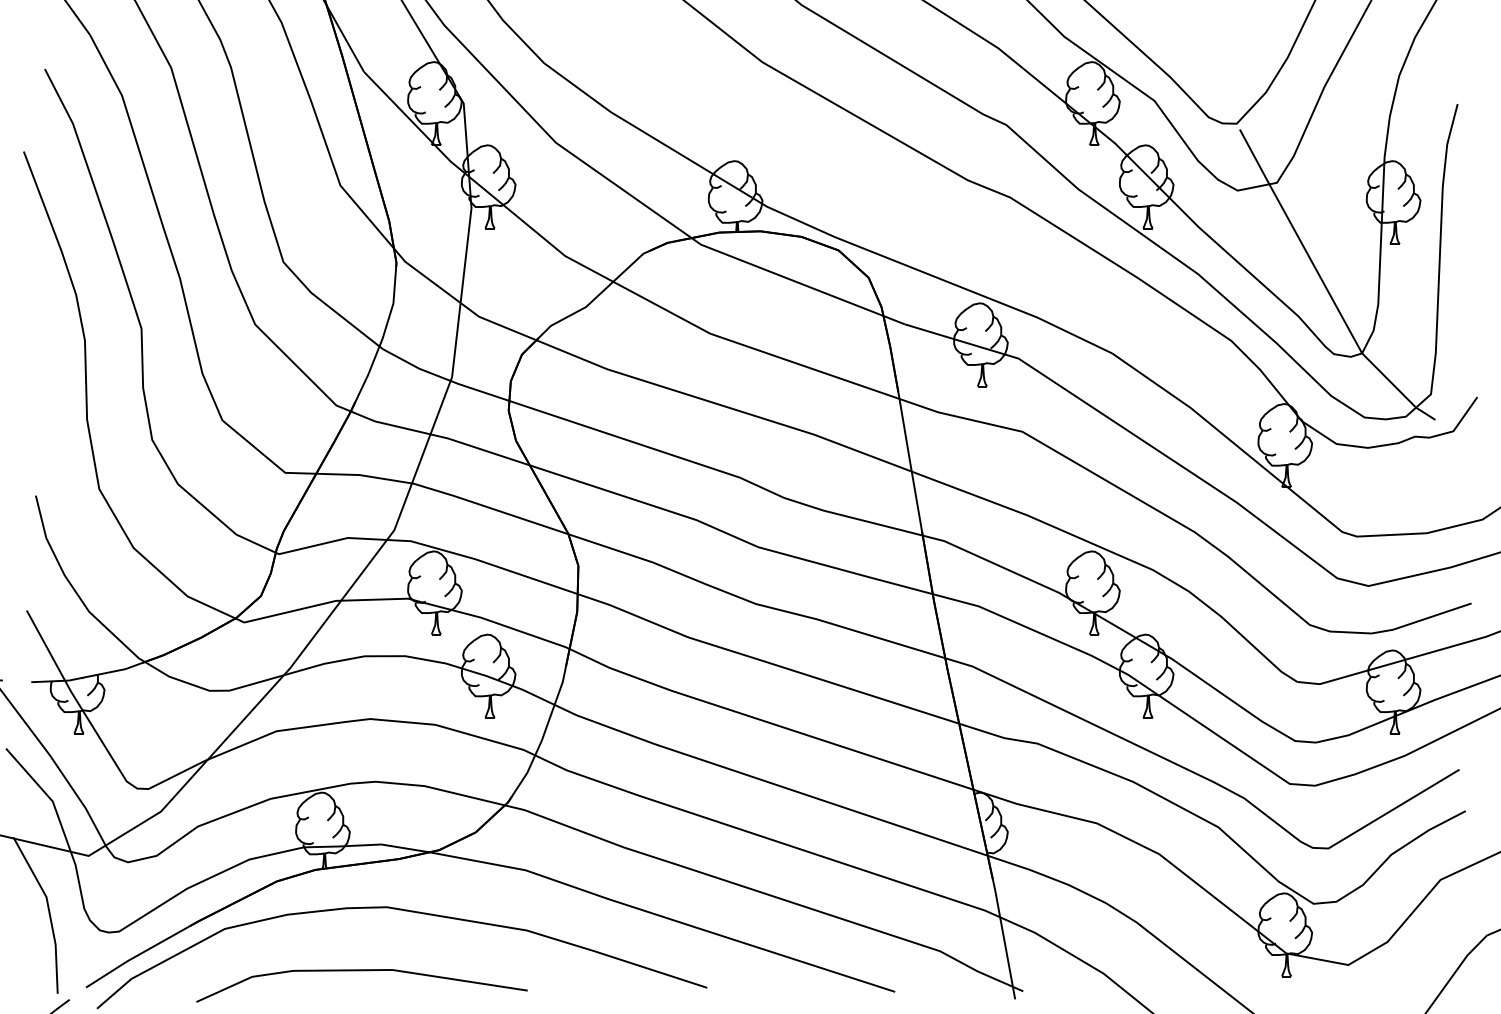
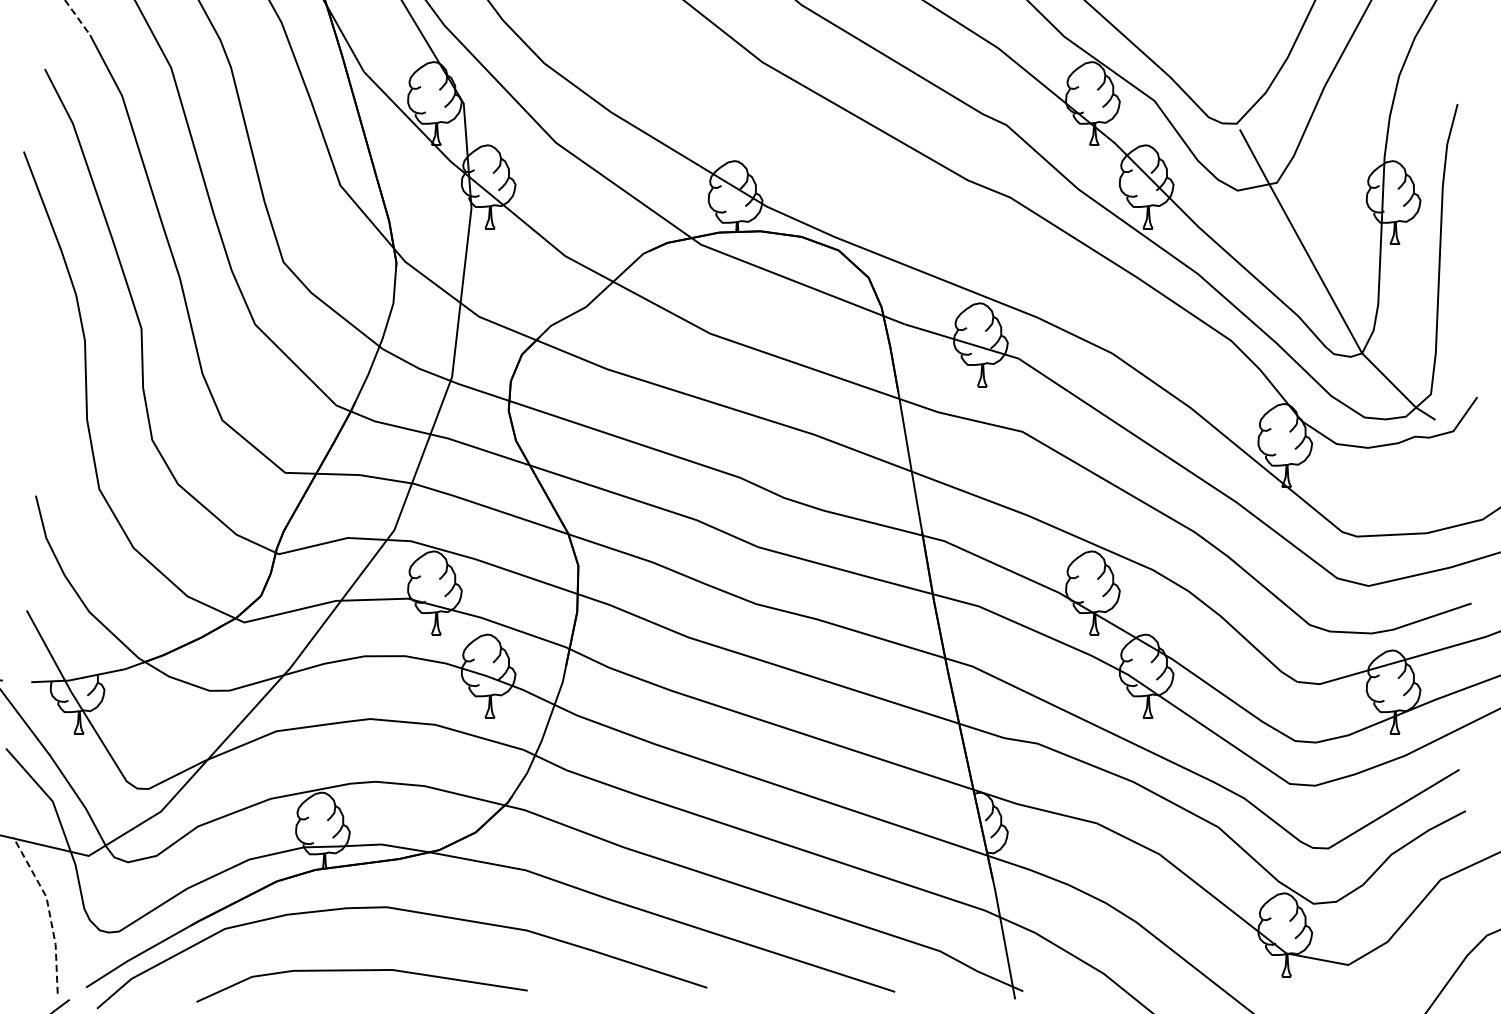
line: solid -> dashed (77, 18)
line: solid -> dashed (49, 911)
